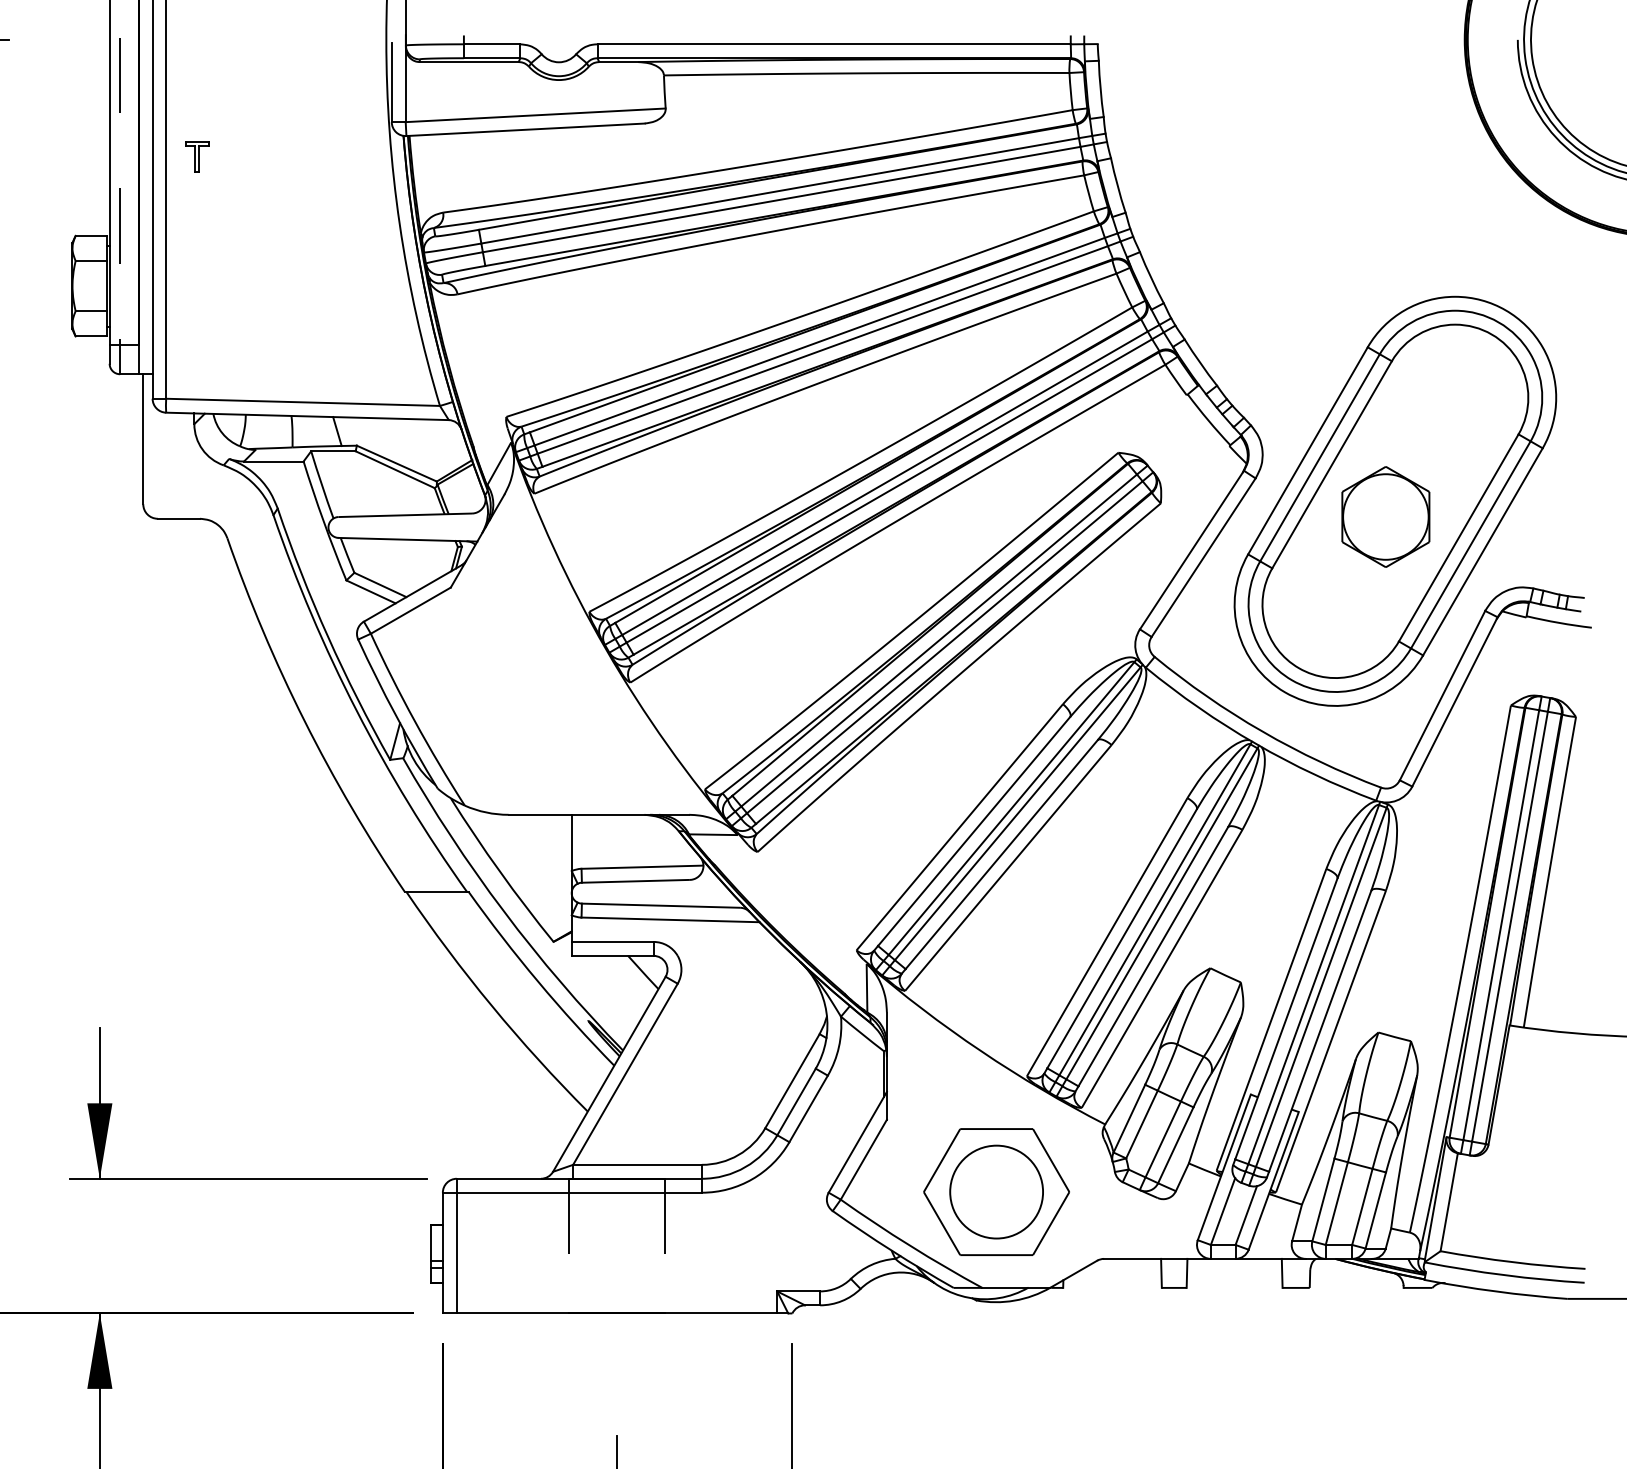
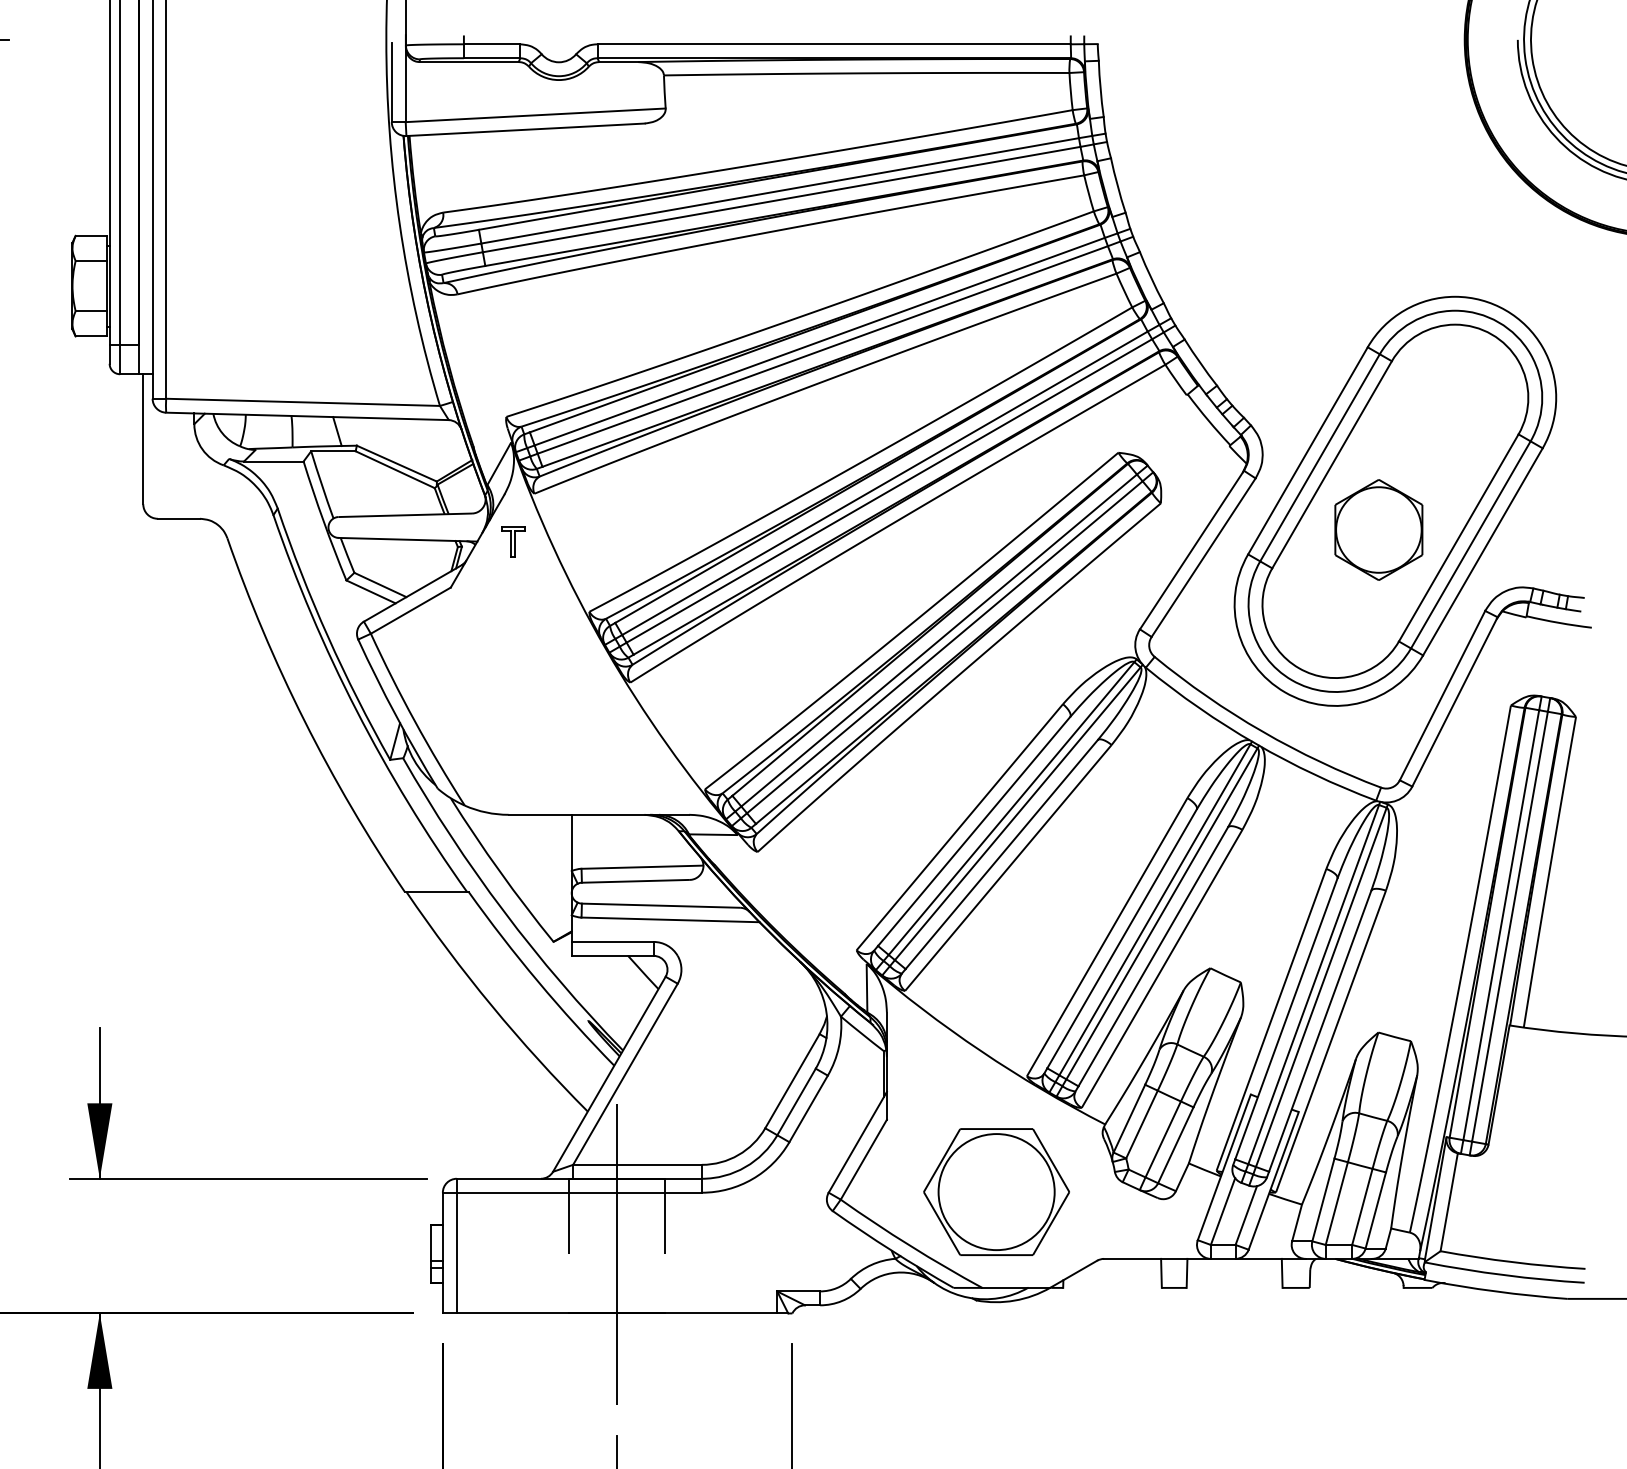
part position: (197, 156) -> (513, 541) (513, 541)
line: dashed -> solid (120, 173)
part position: (1385, 516) -> (1378, 529) (1378, 529)
circle diameter: 93 px -> 116 px (996, 1192)
line: none -> present (617, 1254)
